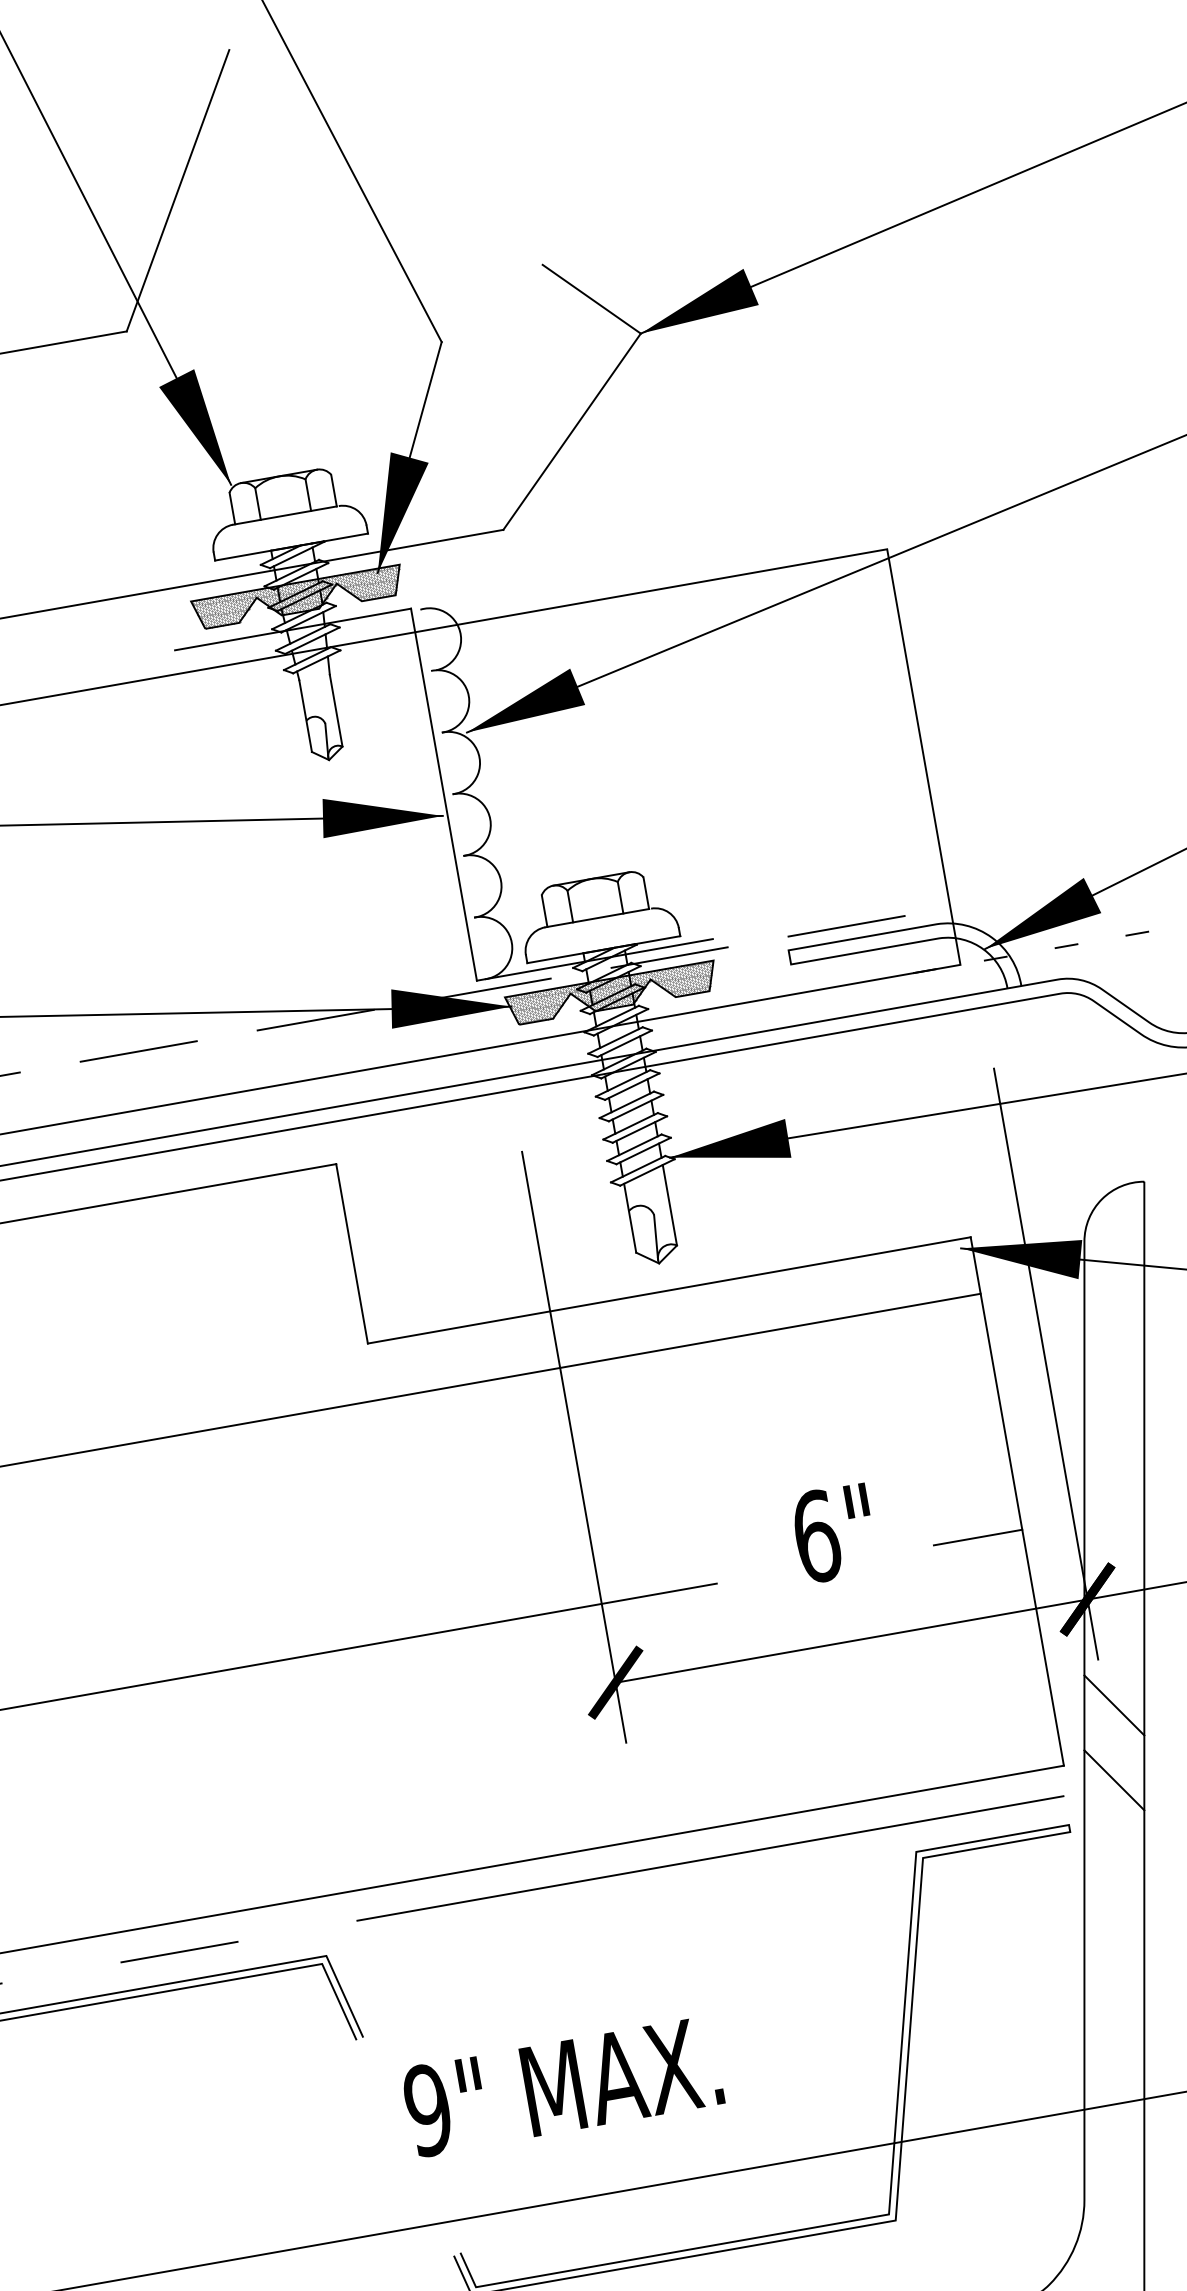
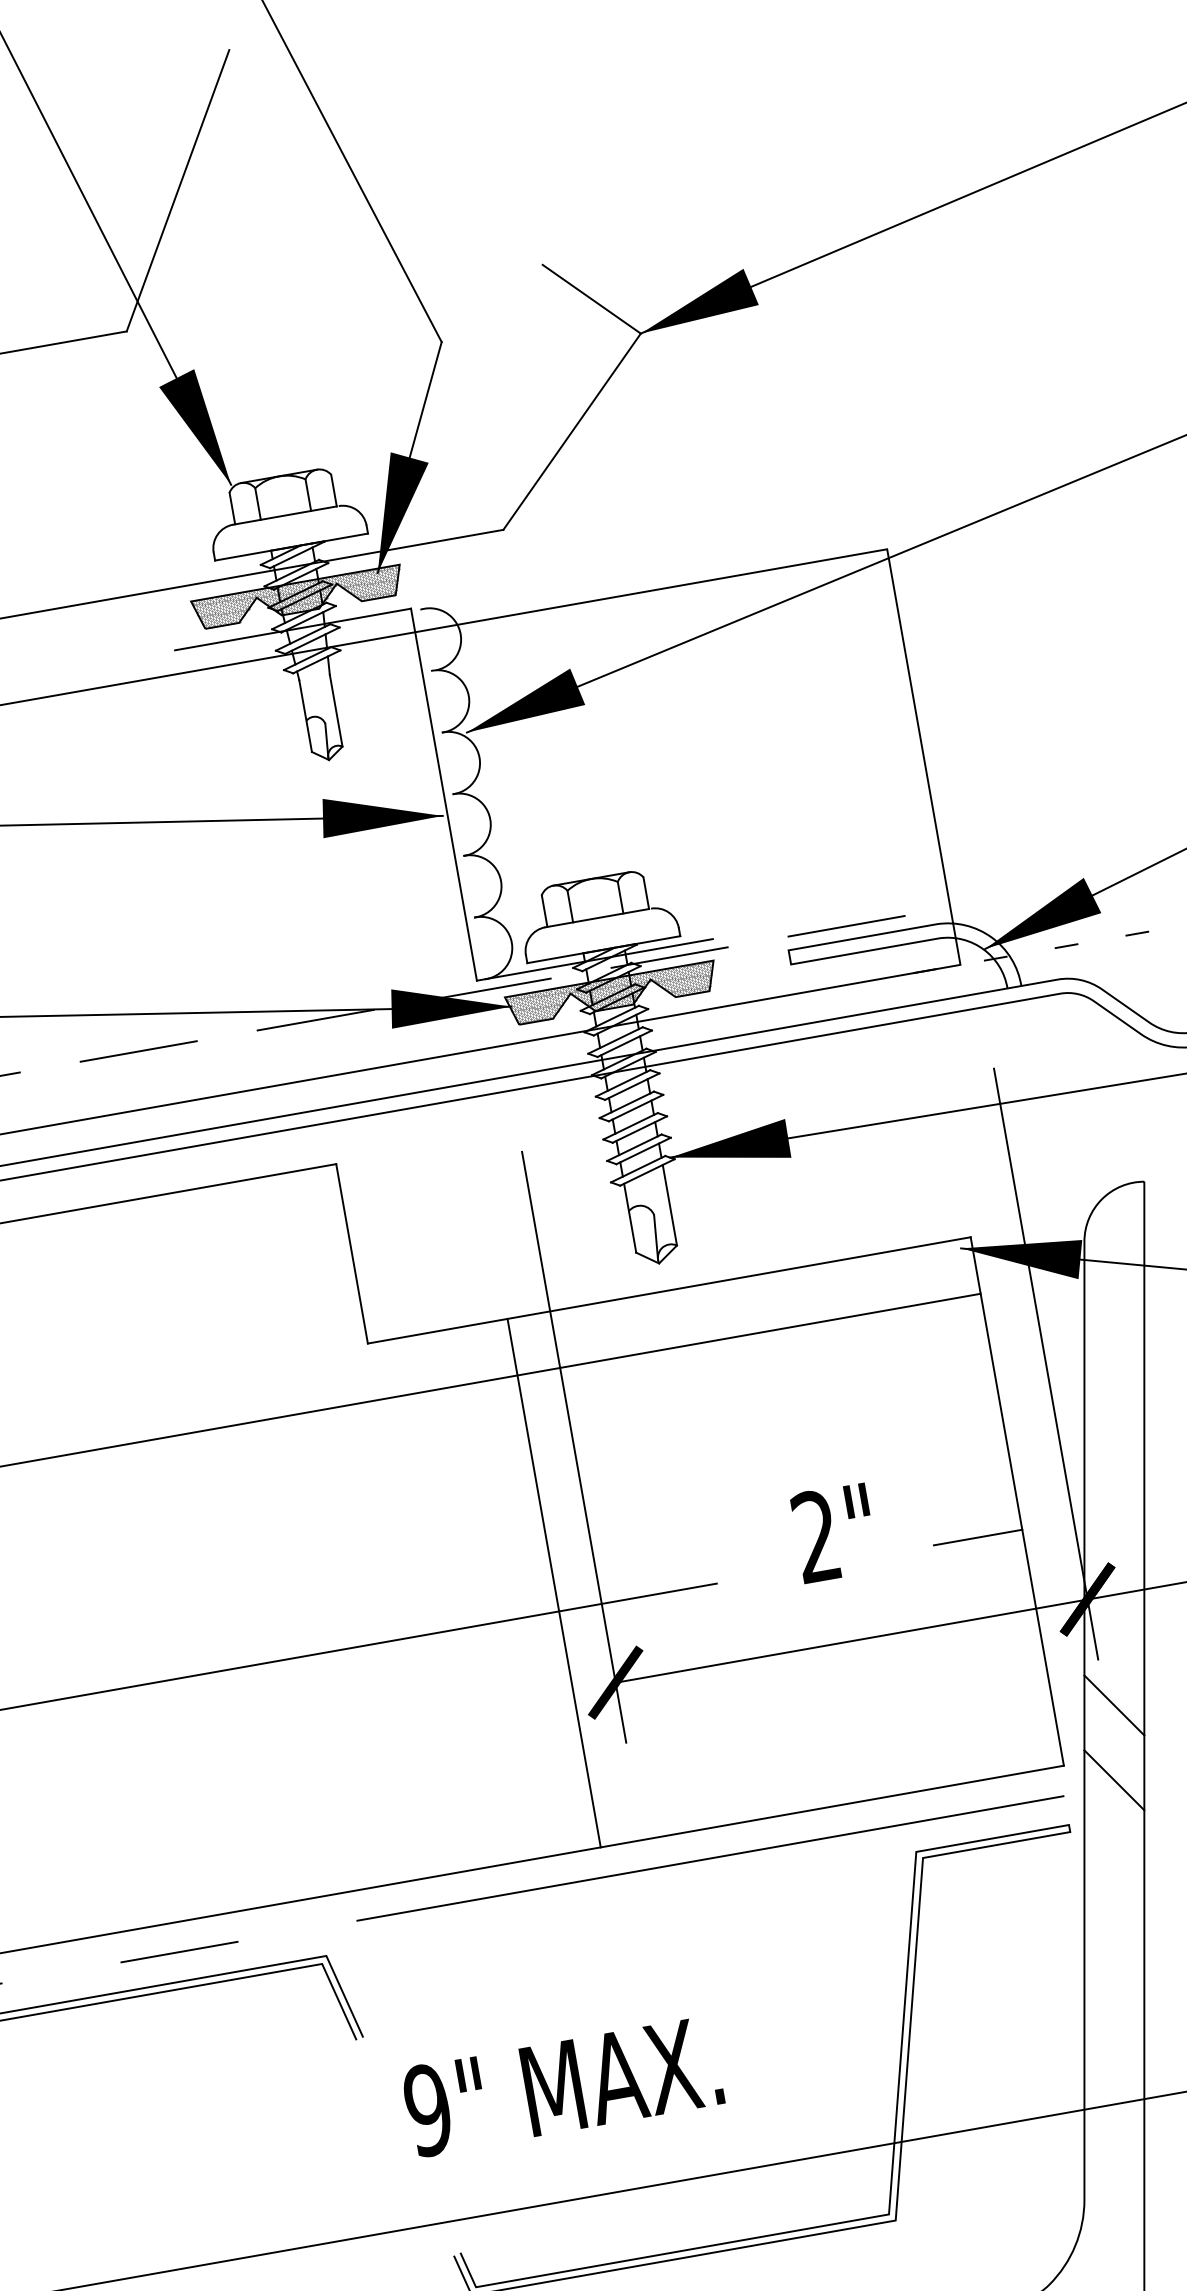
text: 6" -> 2" (816, 1536)
line: none -> present (553, 1582)
